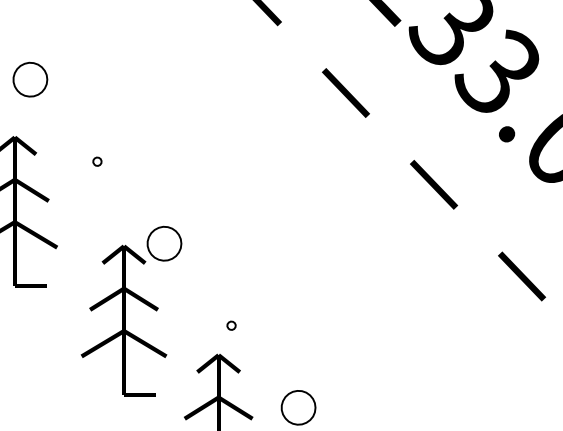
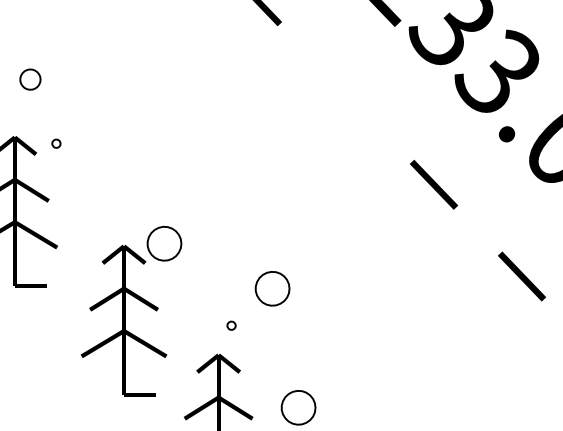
part size: 37x37 px -> 23x23 px (30, 79)
line: present -> none (345, 92)
part position: (97, 161) -> (56, 143) (56, 143)
part: none -> present (272, 288)
